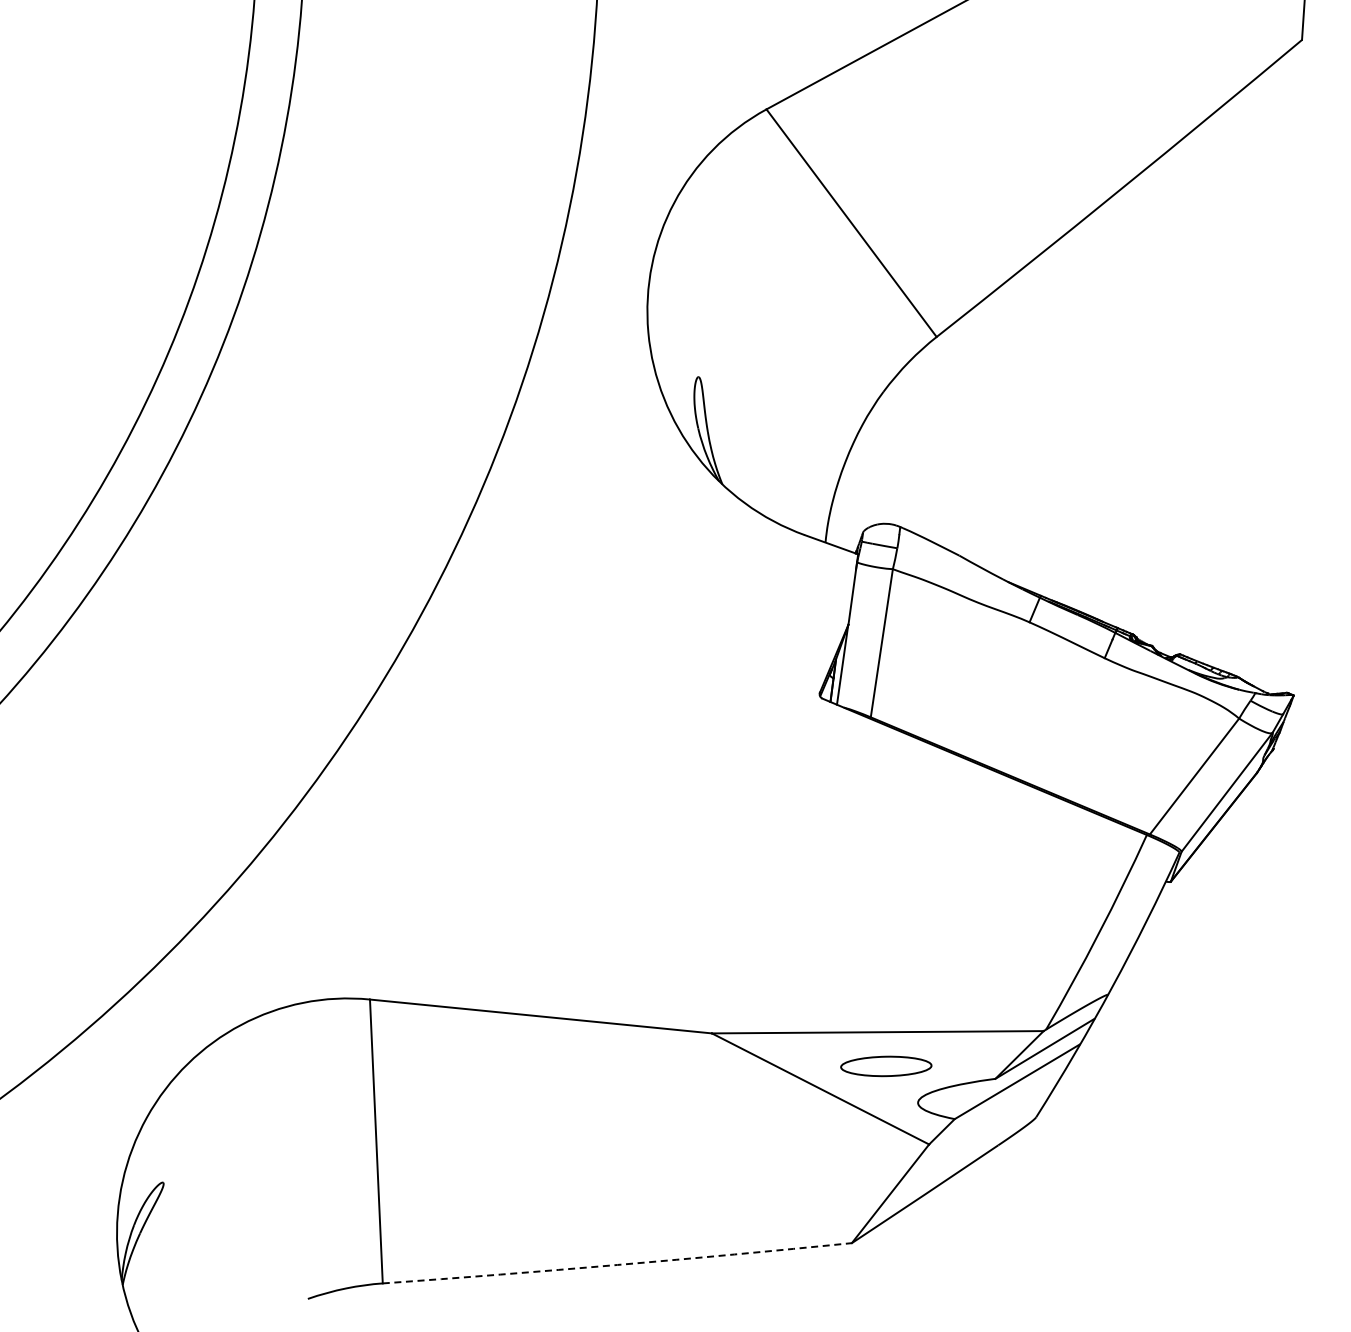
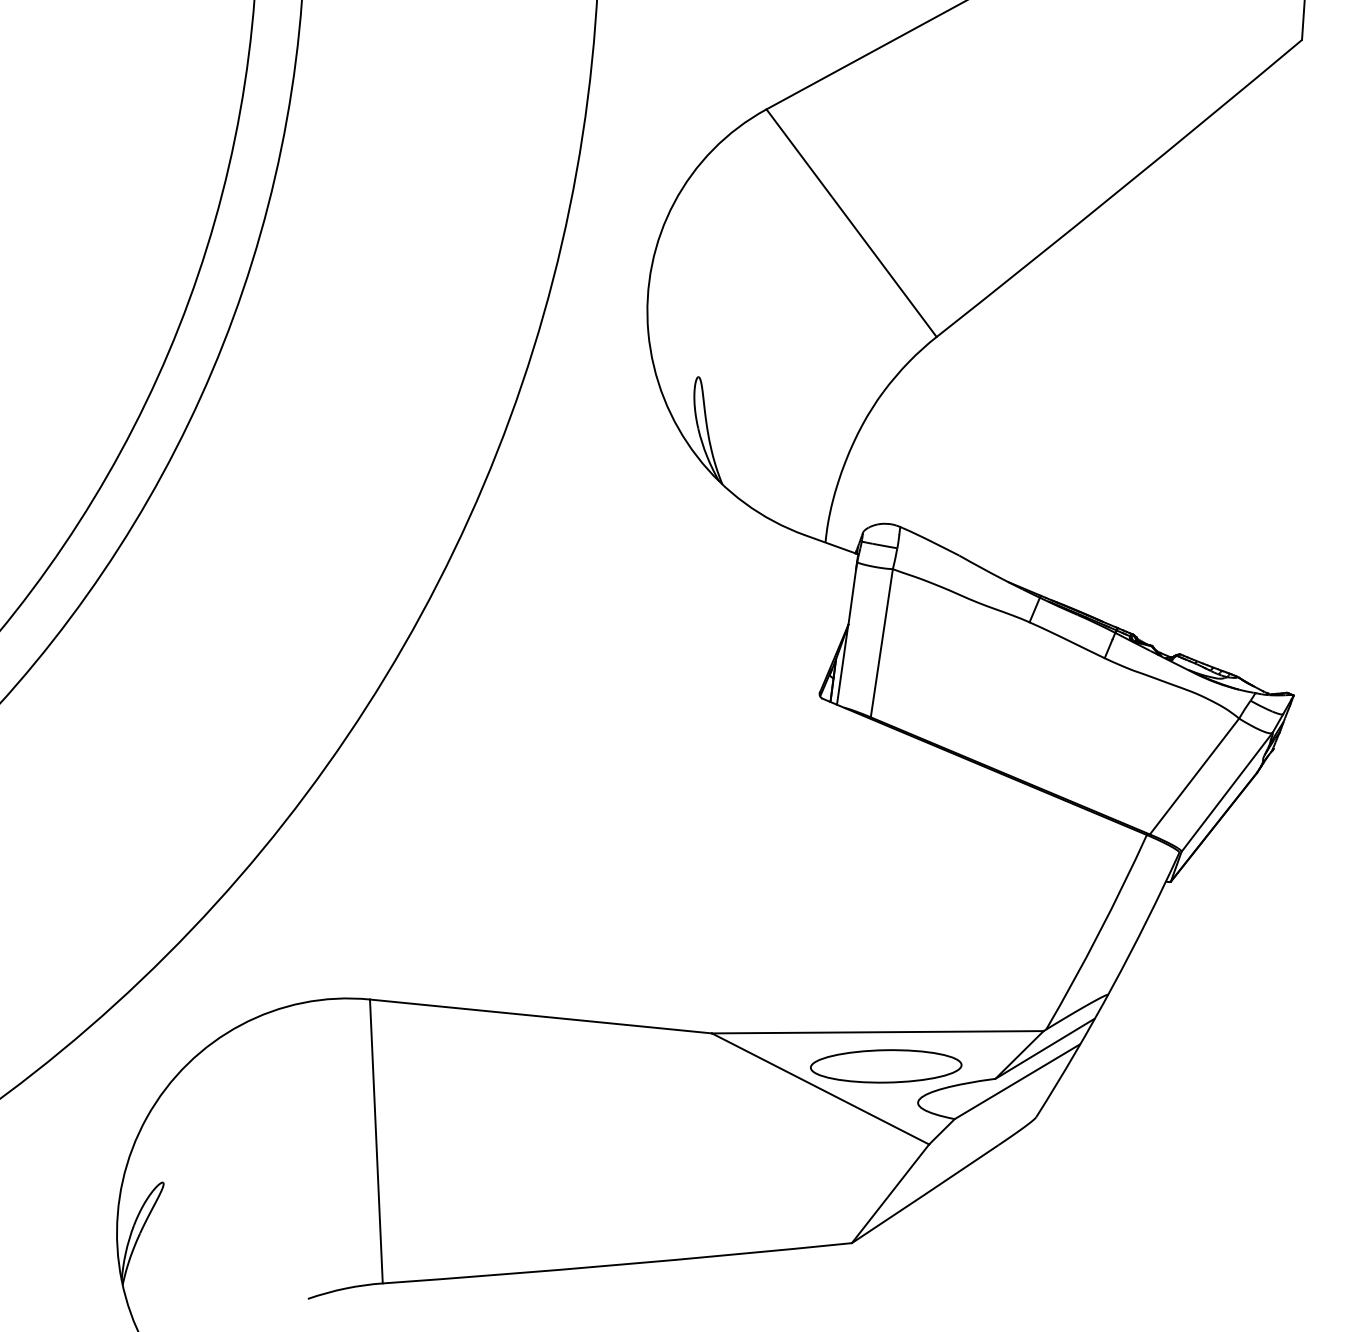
part size: 93x23 px -> 153x35 px (886, 1066)
arc: dashed -> solid (617, 1264)
